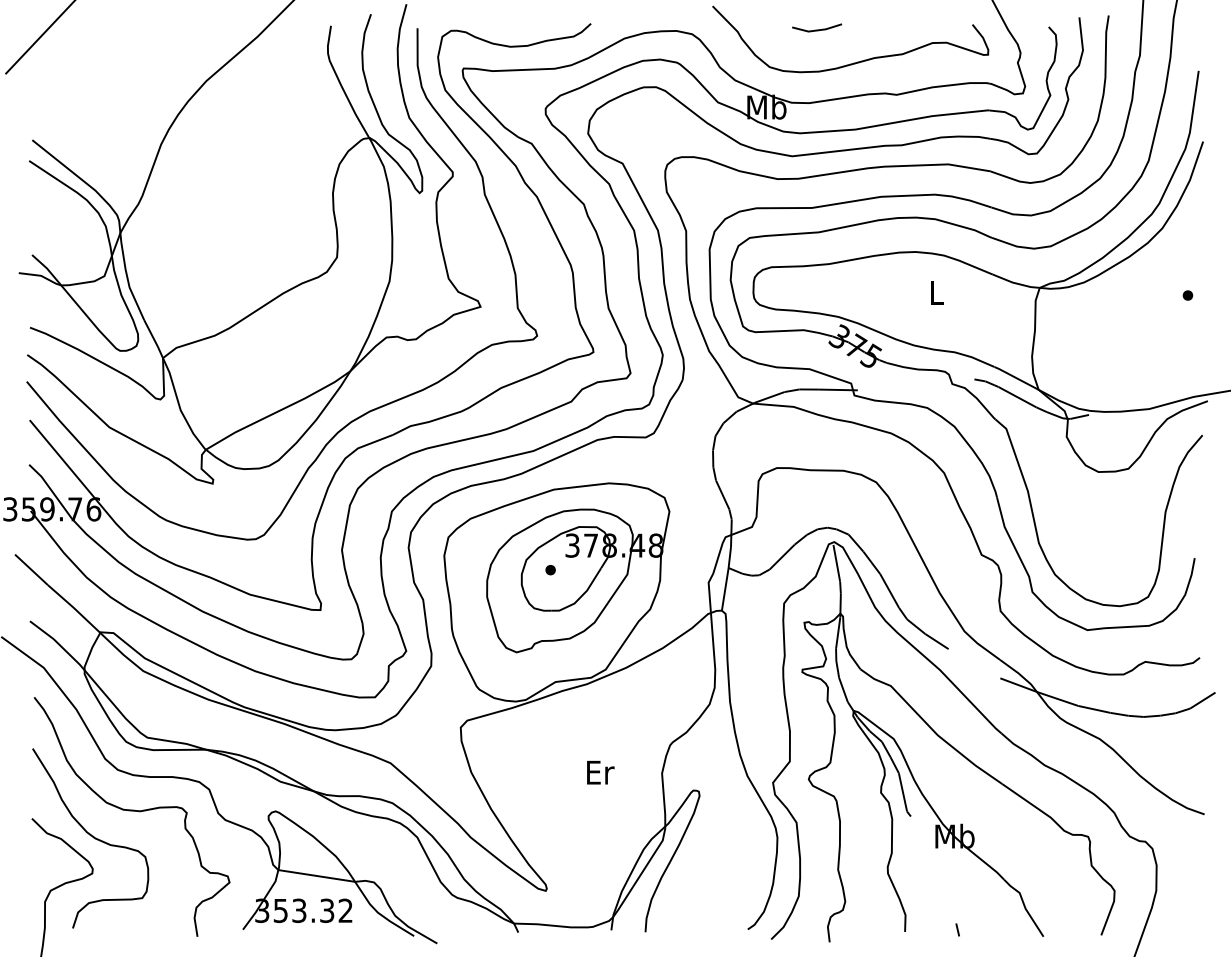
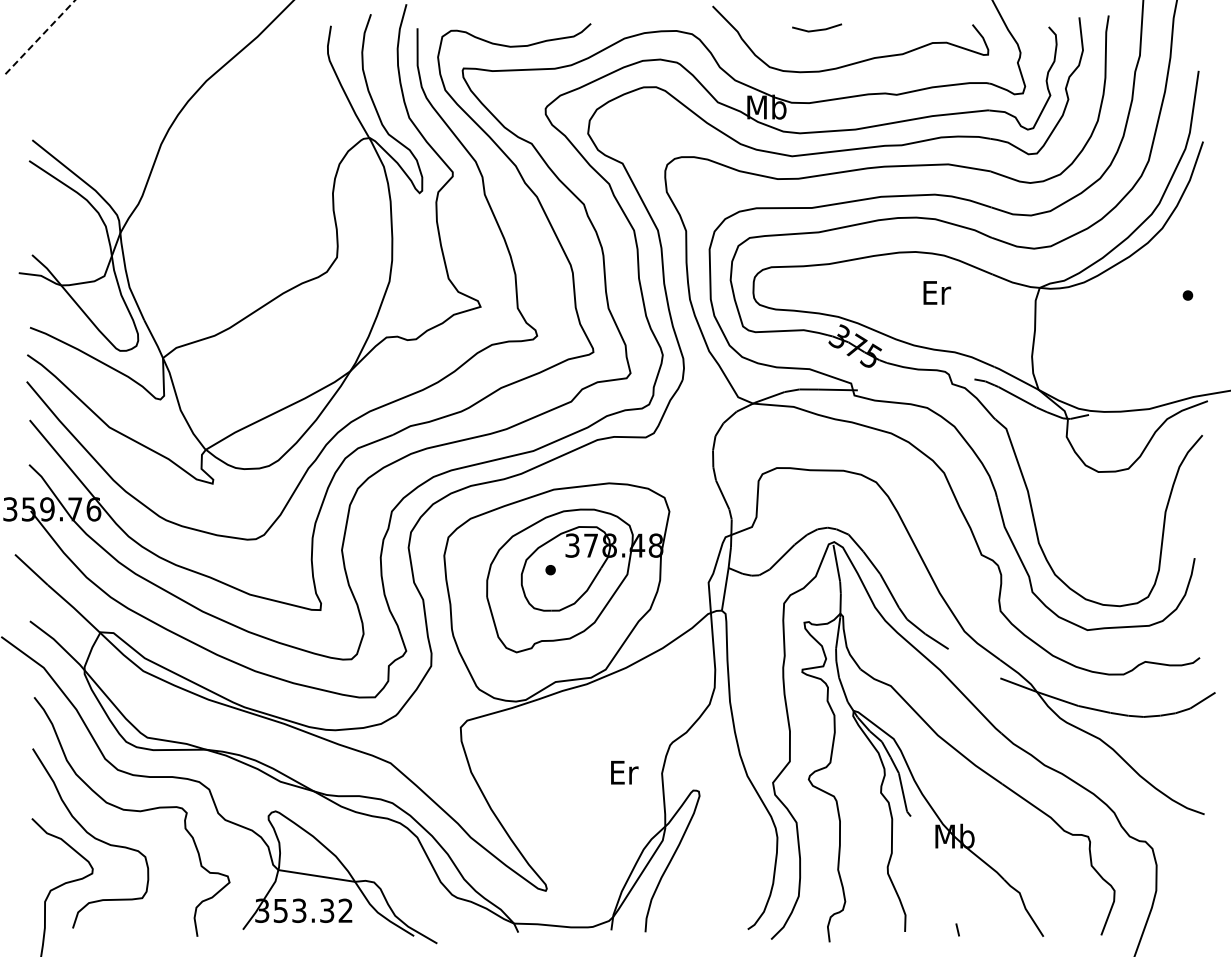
line: solid -> dashed (40, 37)
text: L -> Er (937, 292)
text position: (600, 772) -> (624, 772) (624, 772)
